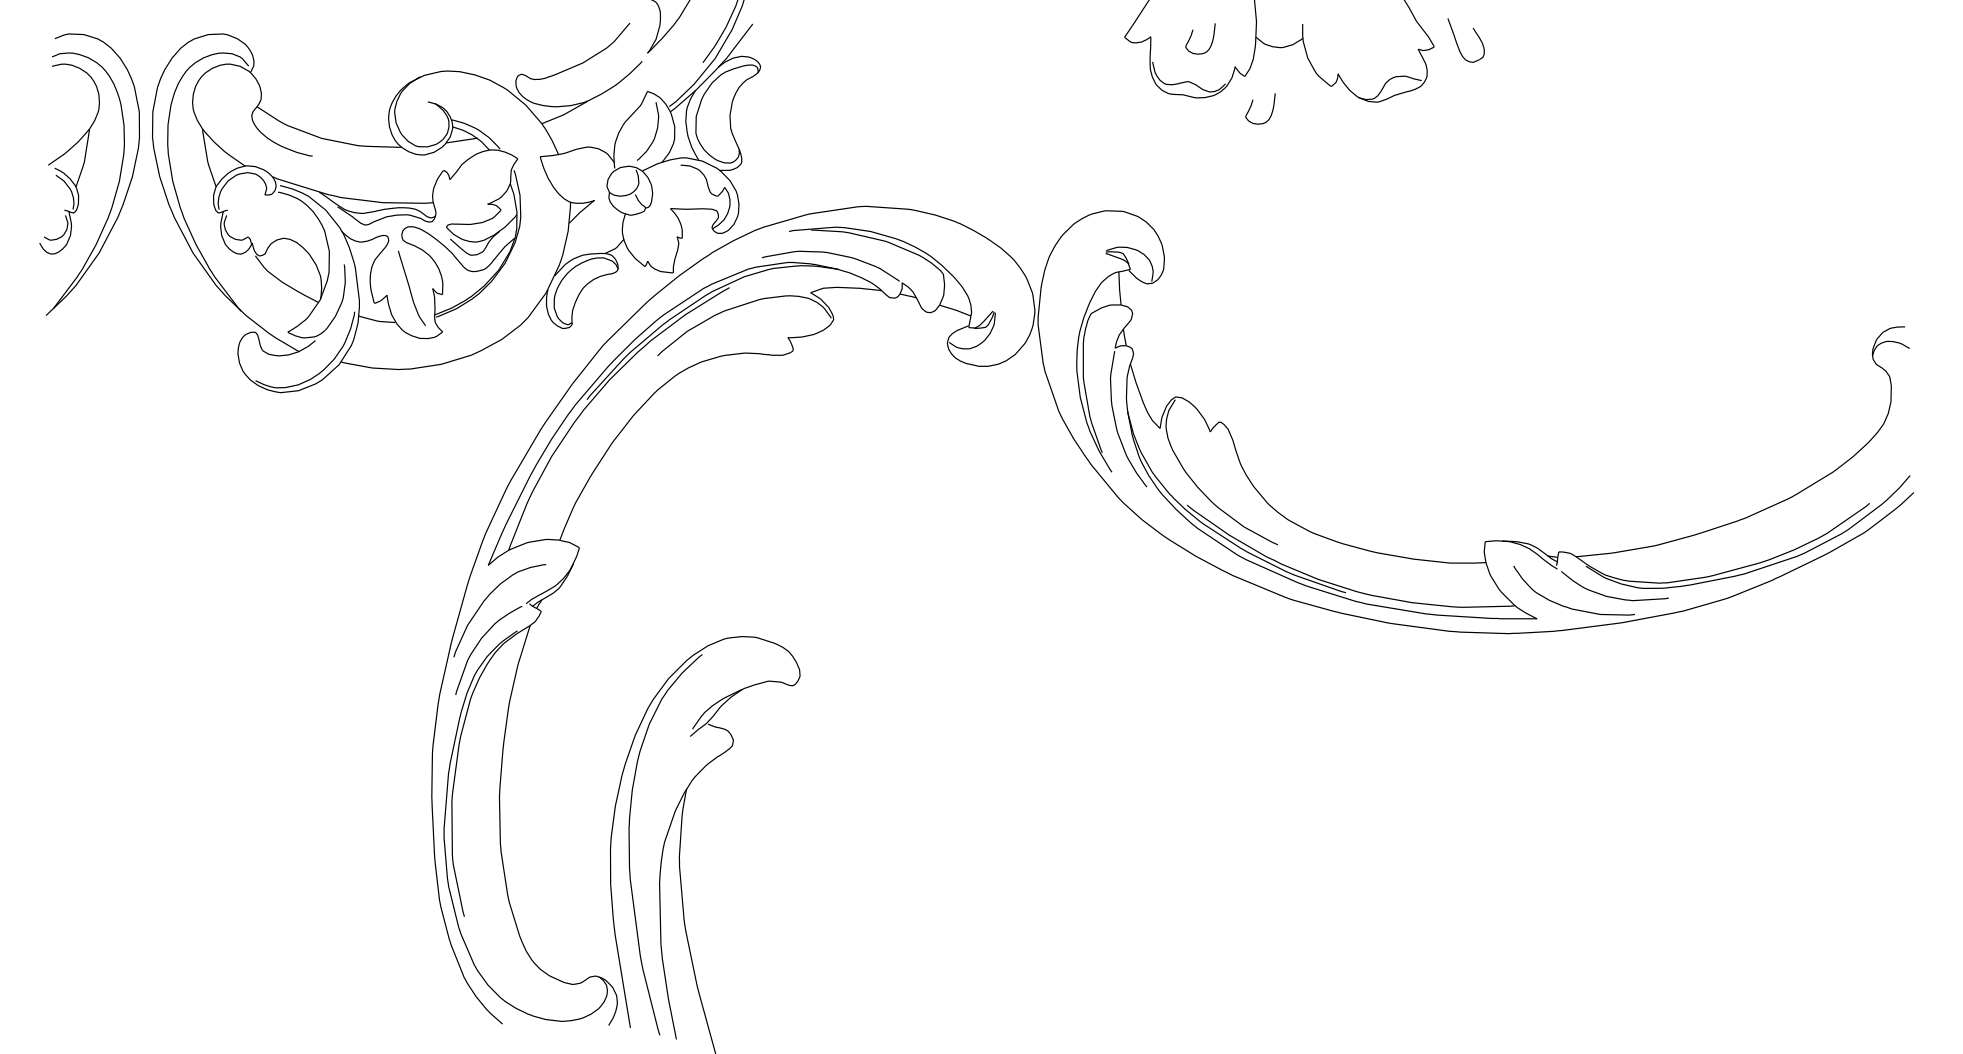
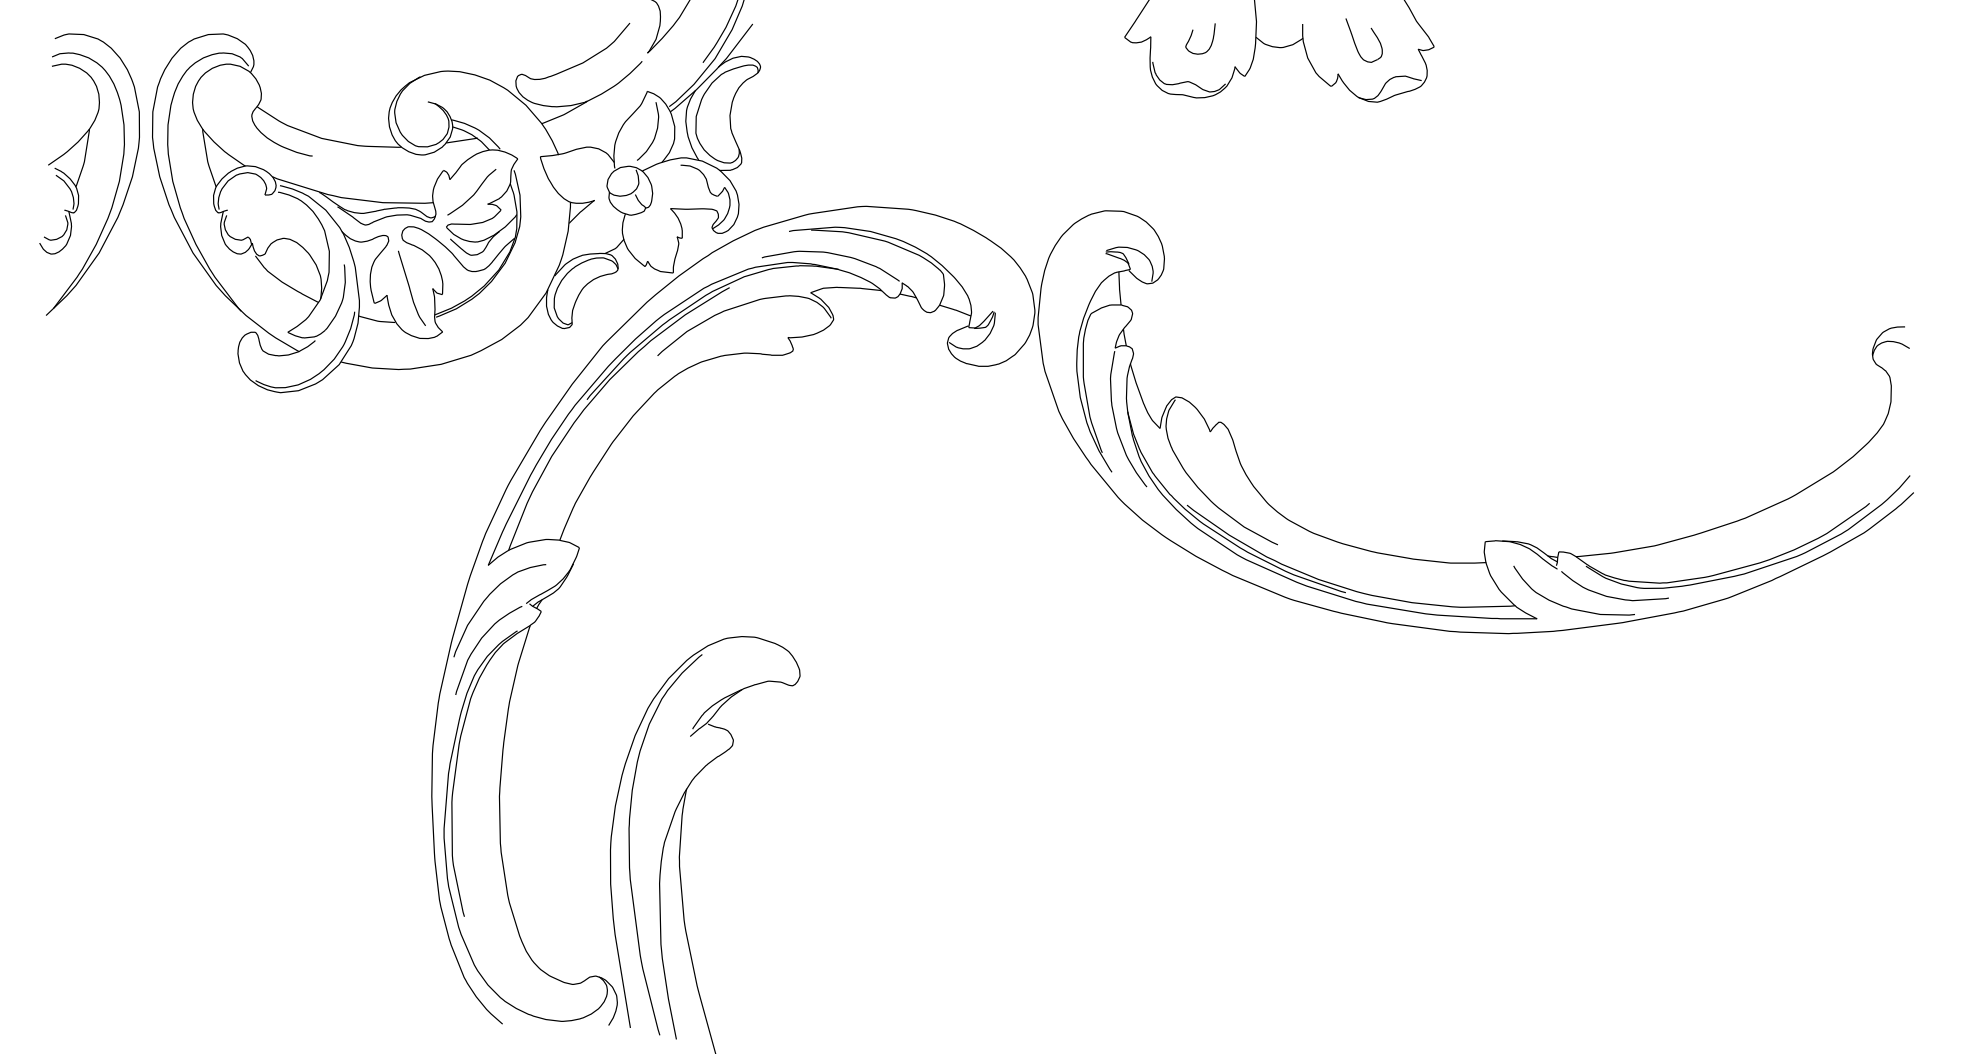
part position: (1457, 43) -> (1355, 43) (1355, 43)
curve: present -> none (1251, 106)
curve: none -> present (473, 194)
